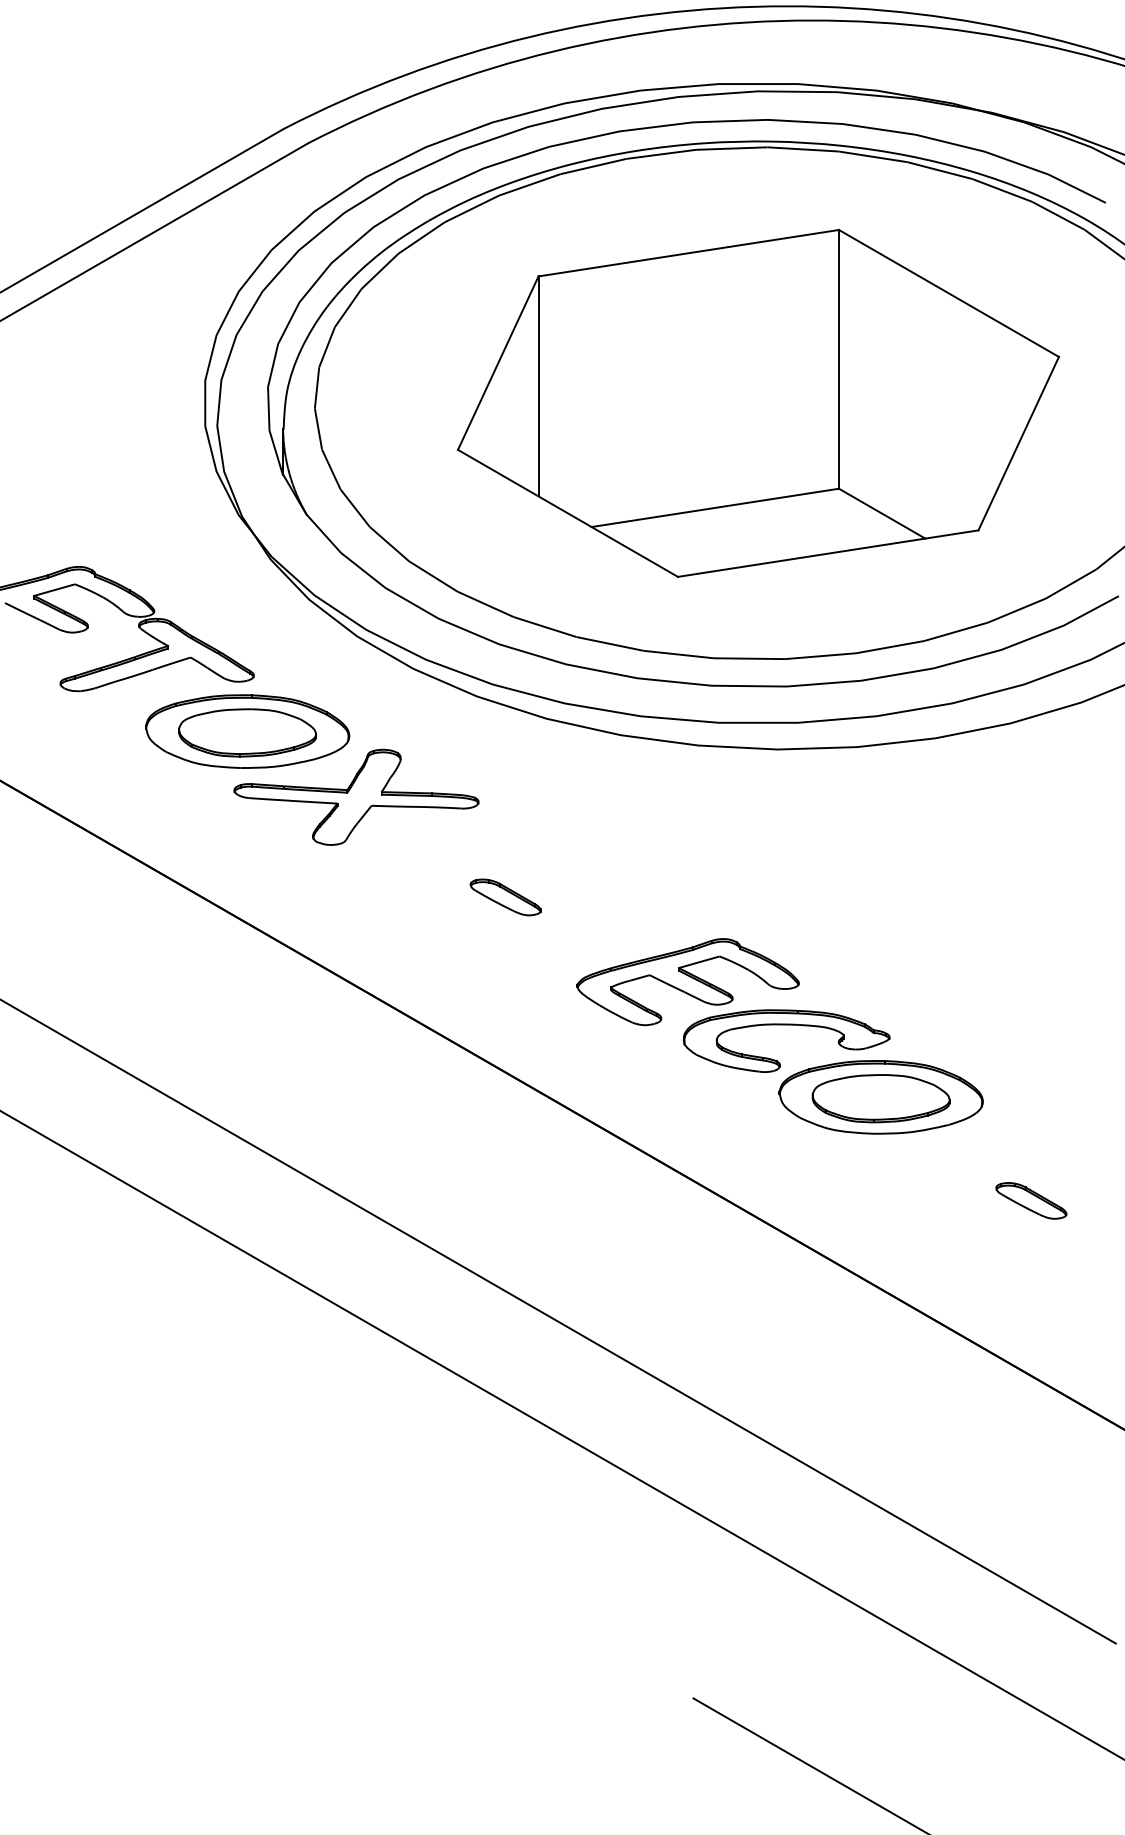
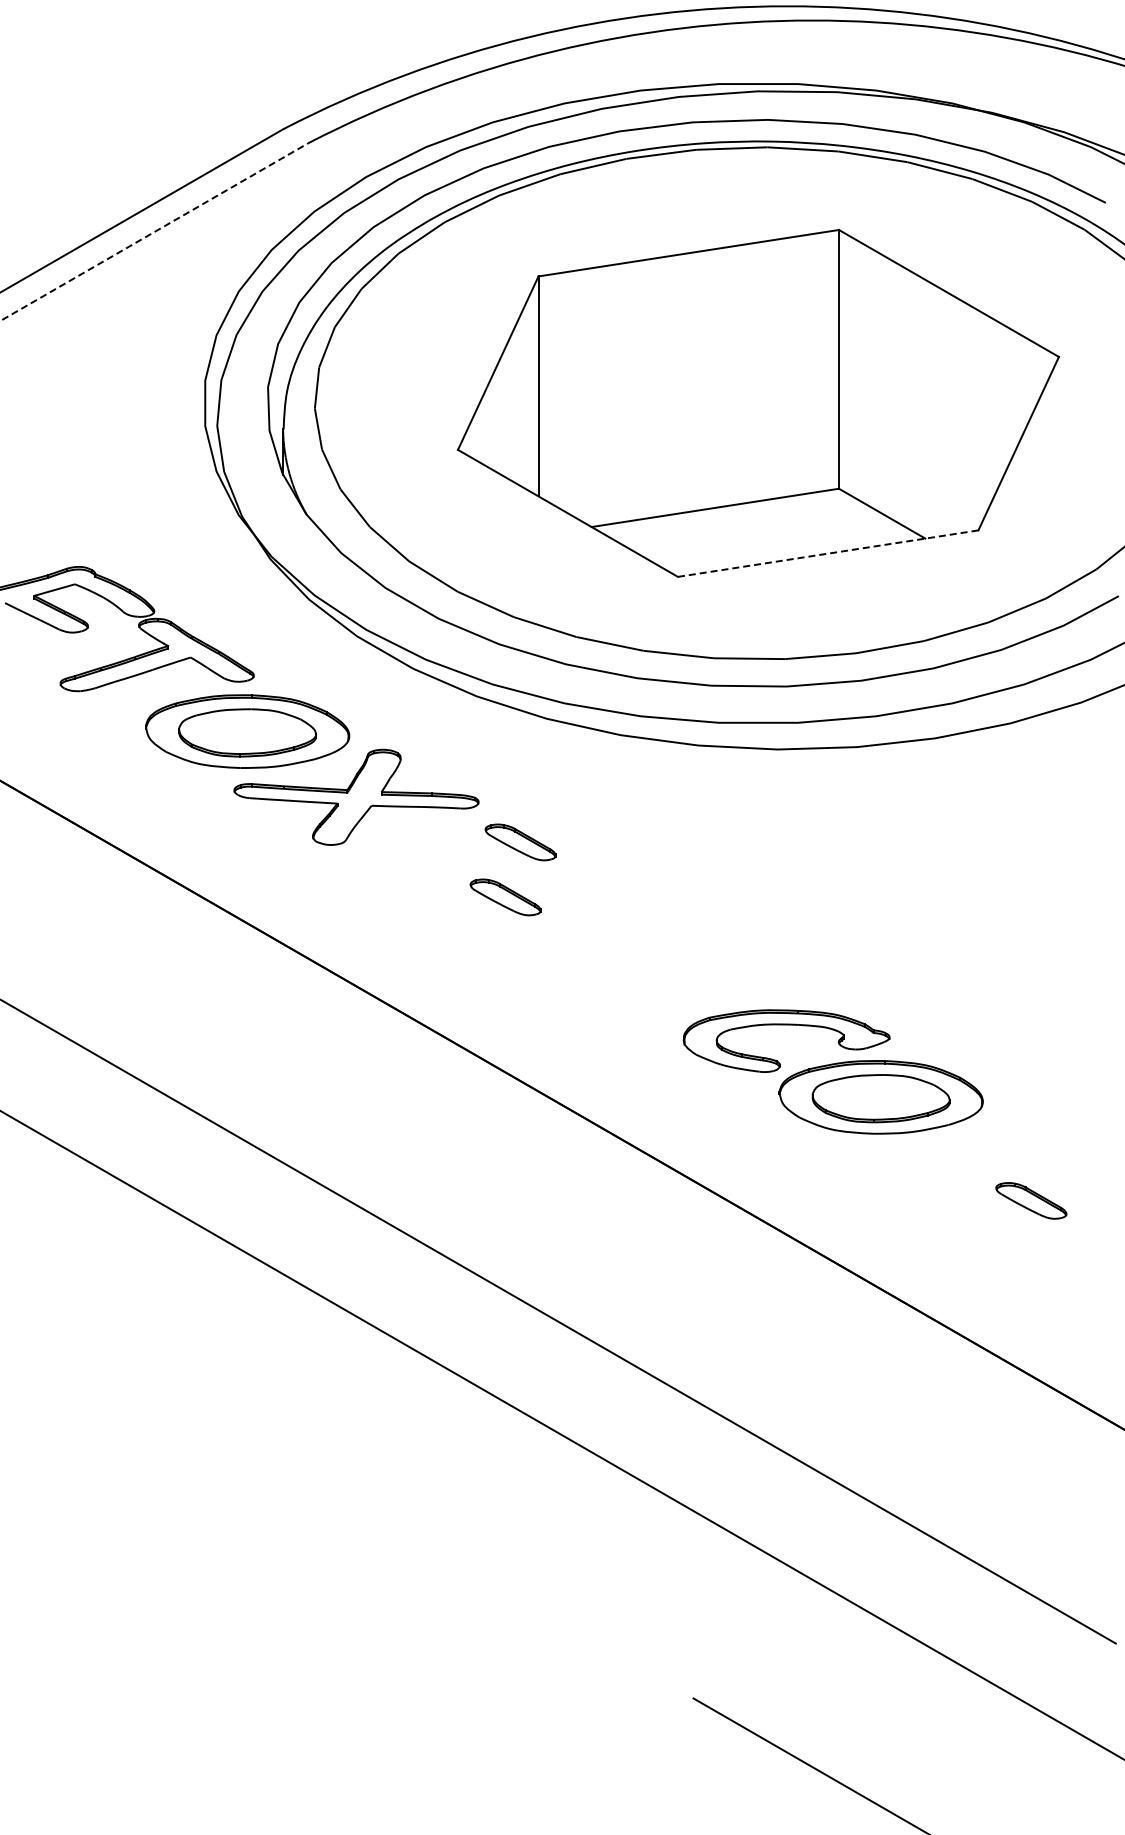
line: solid -> dashed (154, 232)
line: solid -> dashed (828, 553)
part: none -> present (520, 842)
part: present -> none (687, 982)
